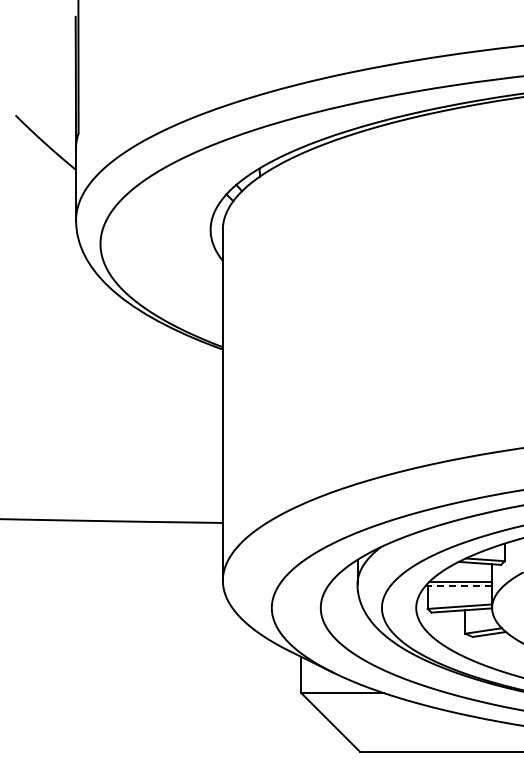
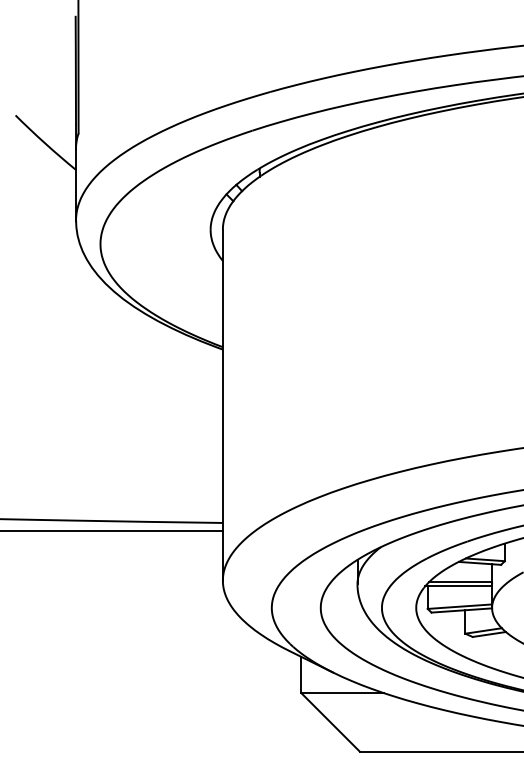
line: none -> present (112, 531)
line: dashed -> solid (459, 586)
